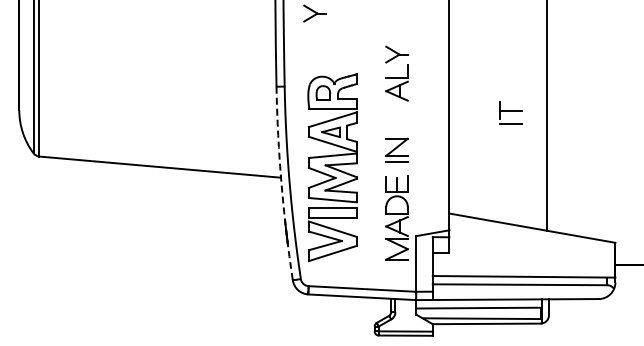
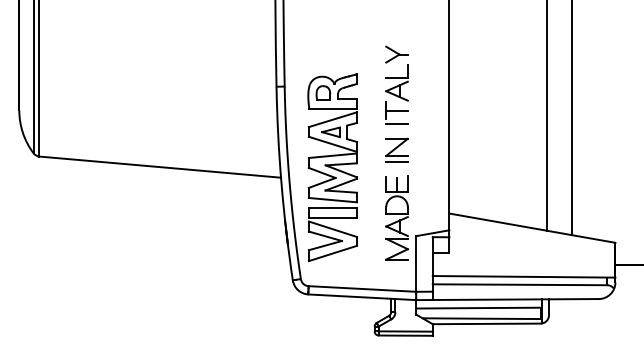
part: present -> none (314, 13)
part position: (510, 112) -> (396, 112) (396, 112)
line: none -> present (572, 118)
arc: dashed -> solid (281, 183)
